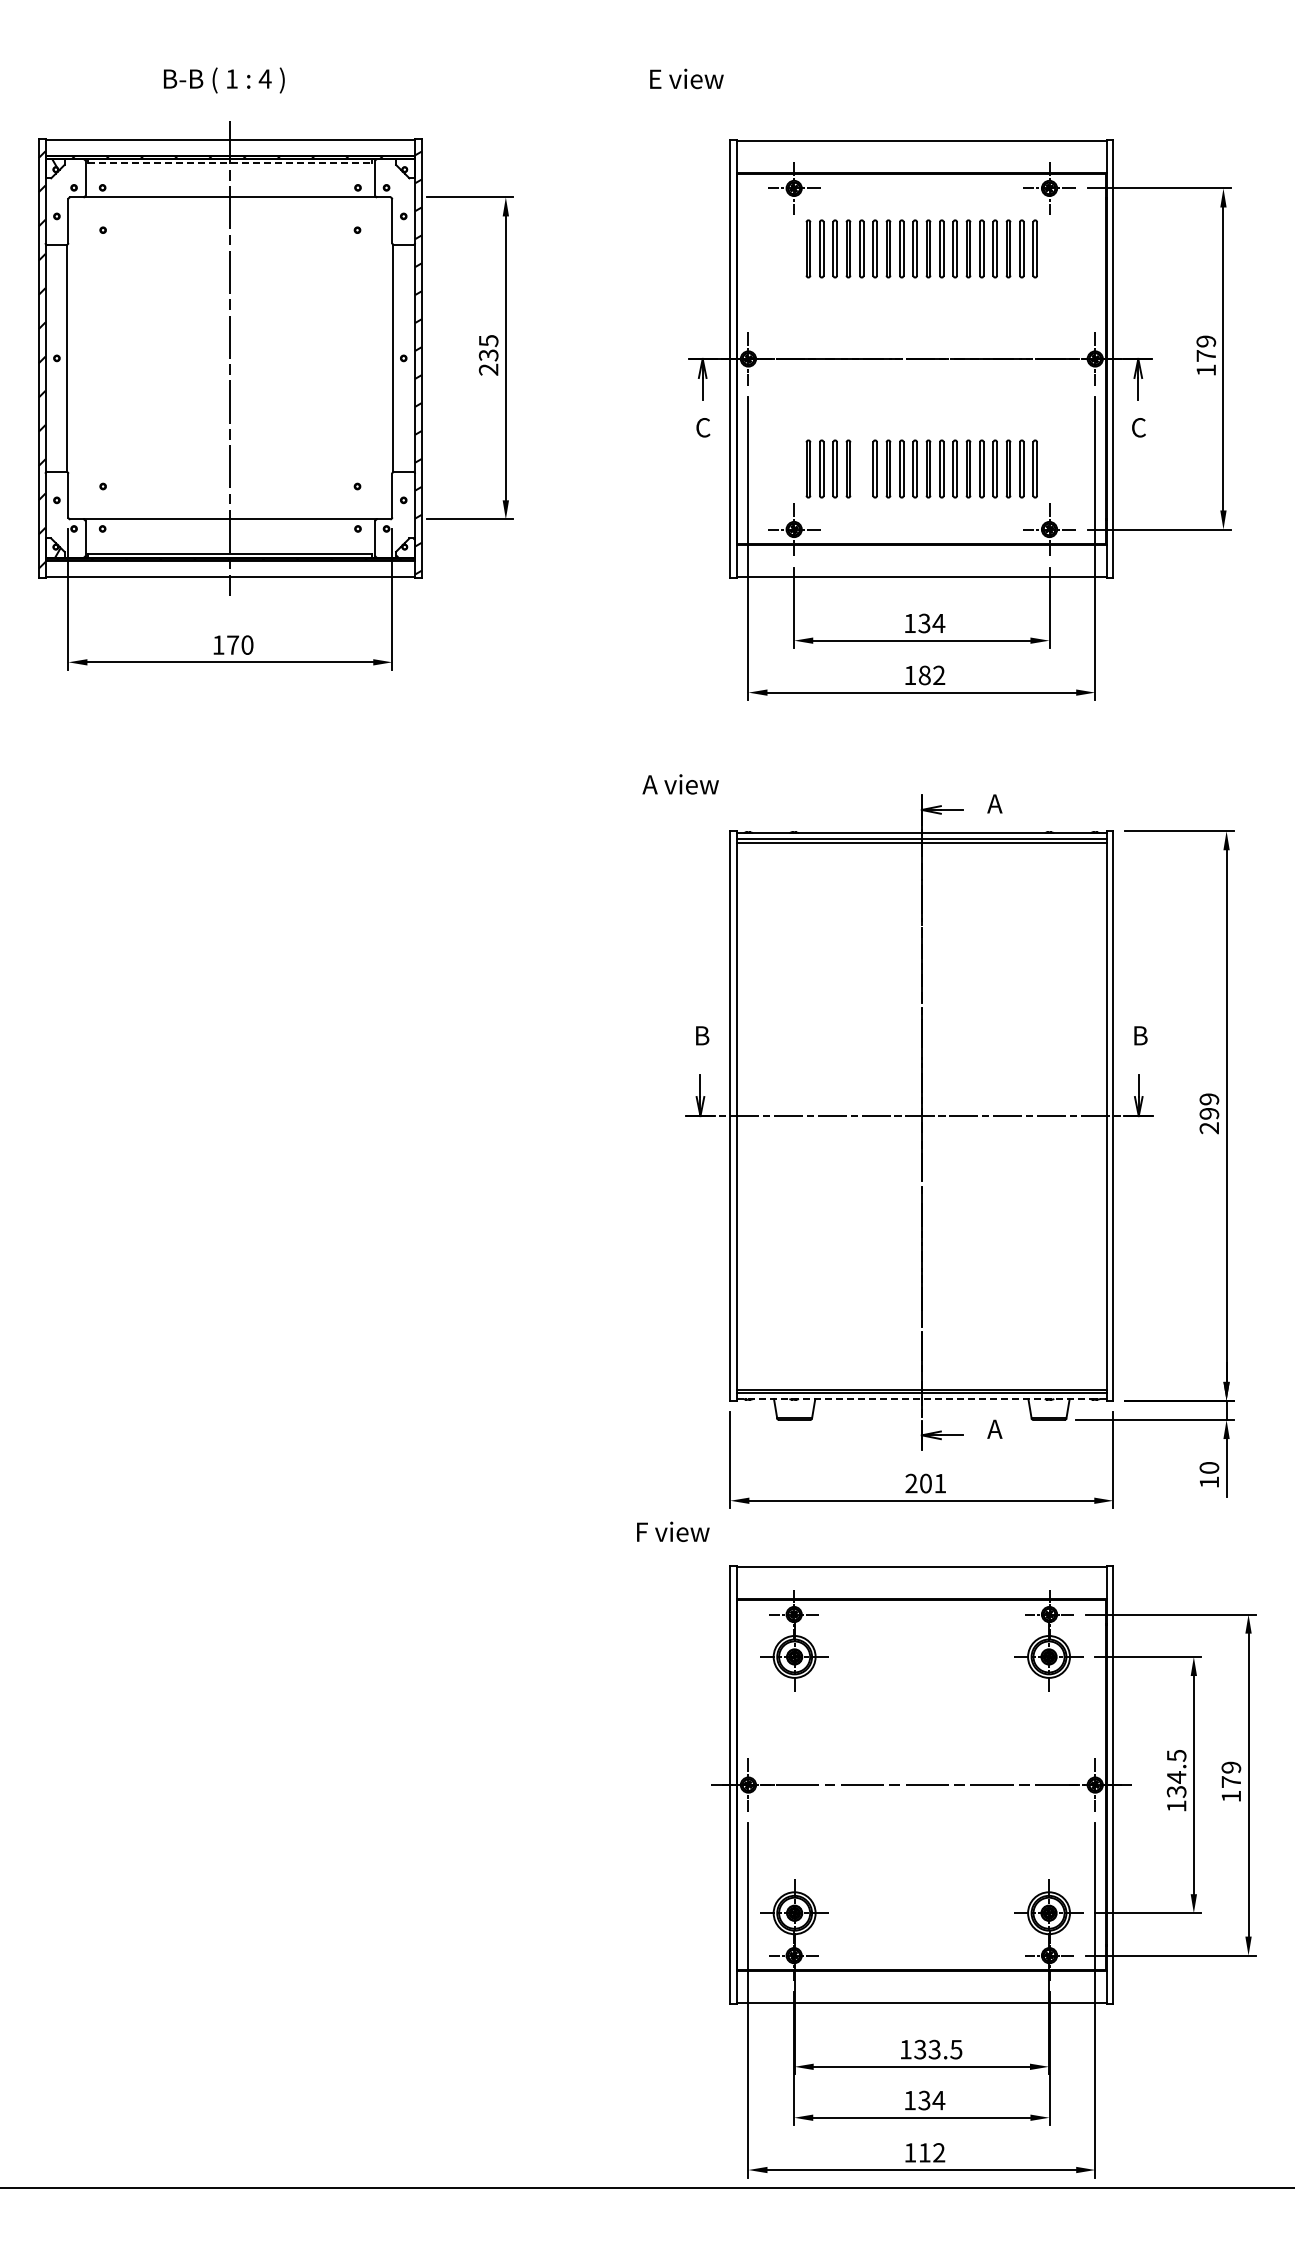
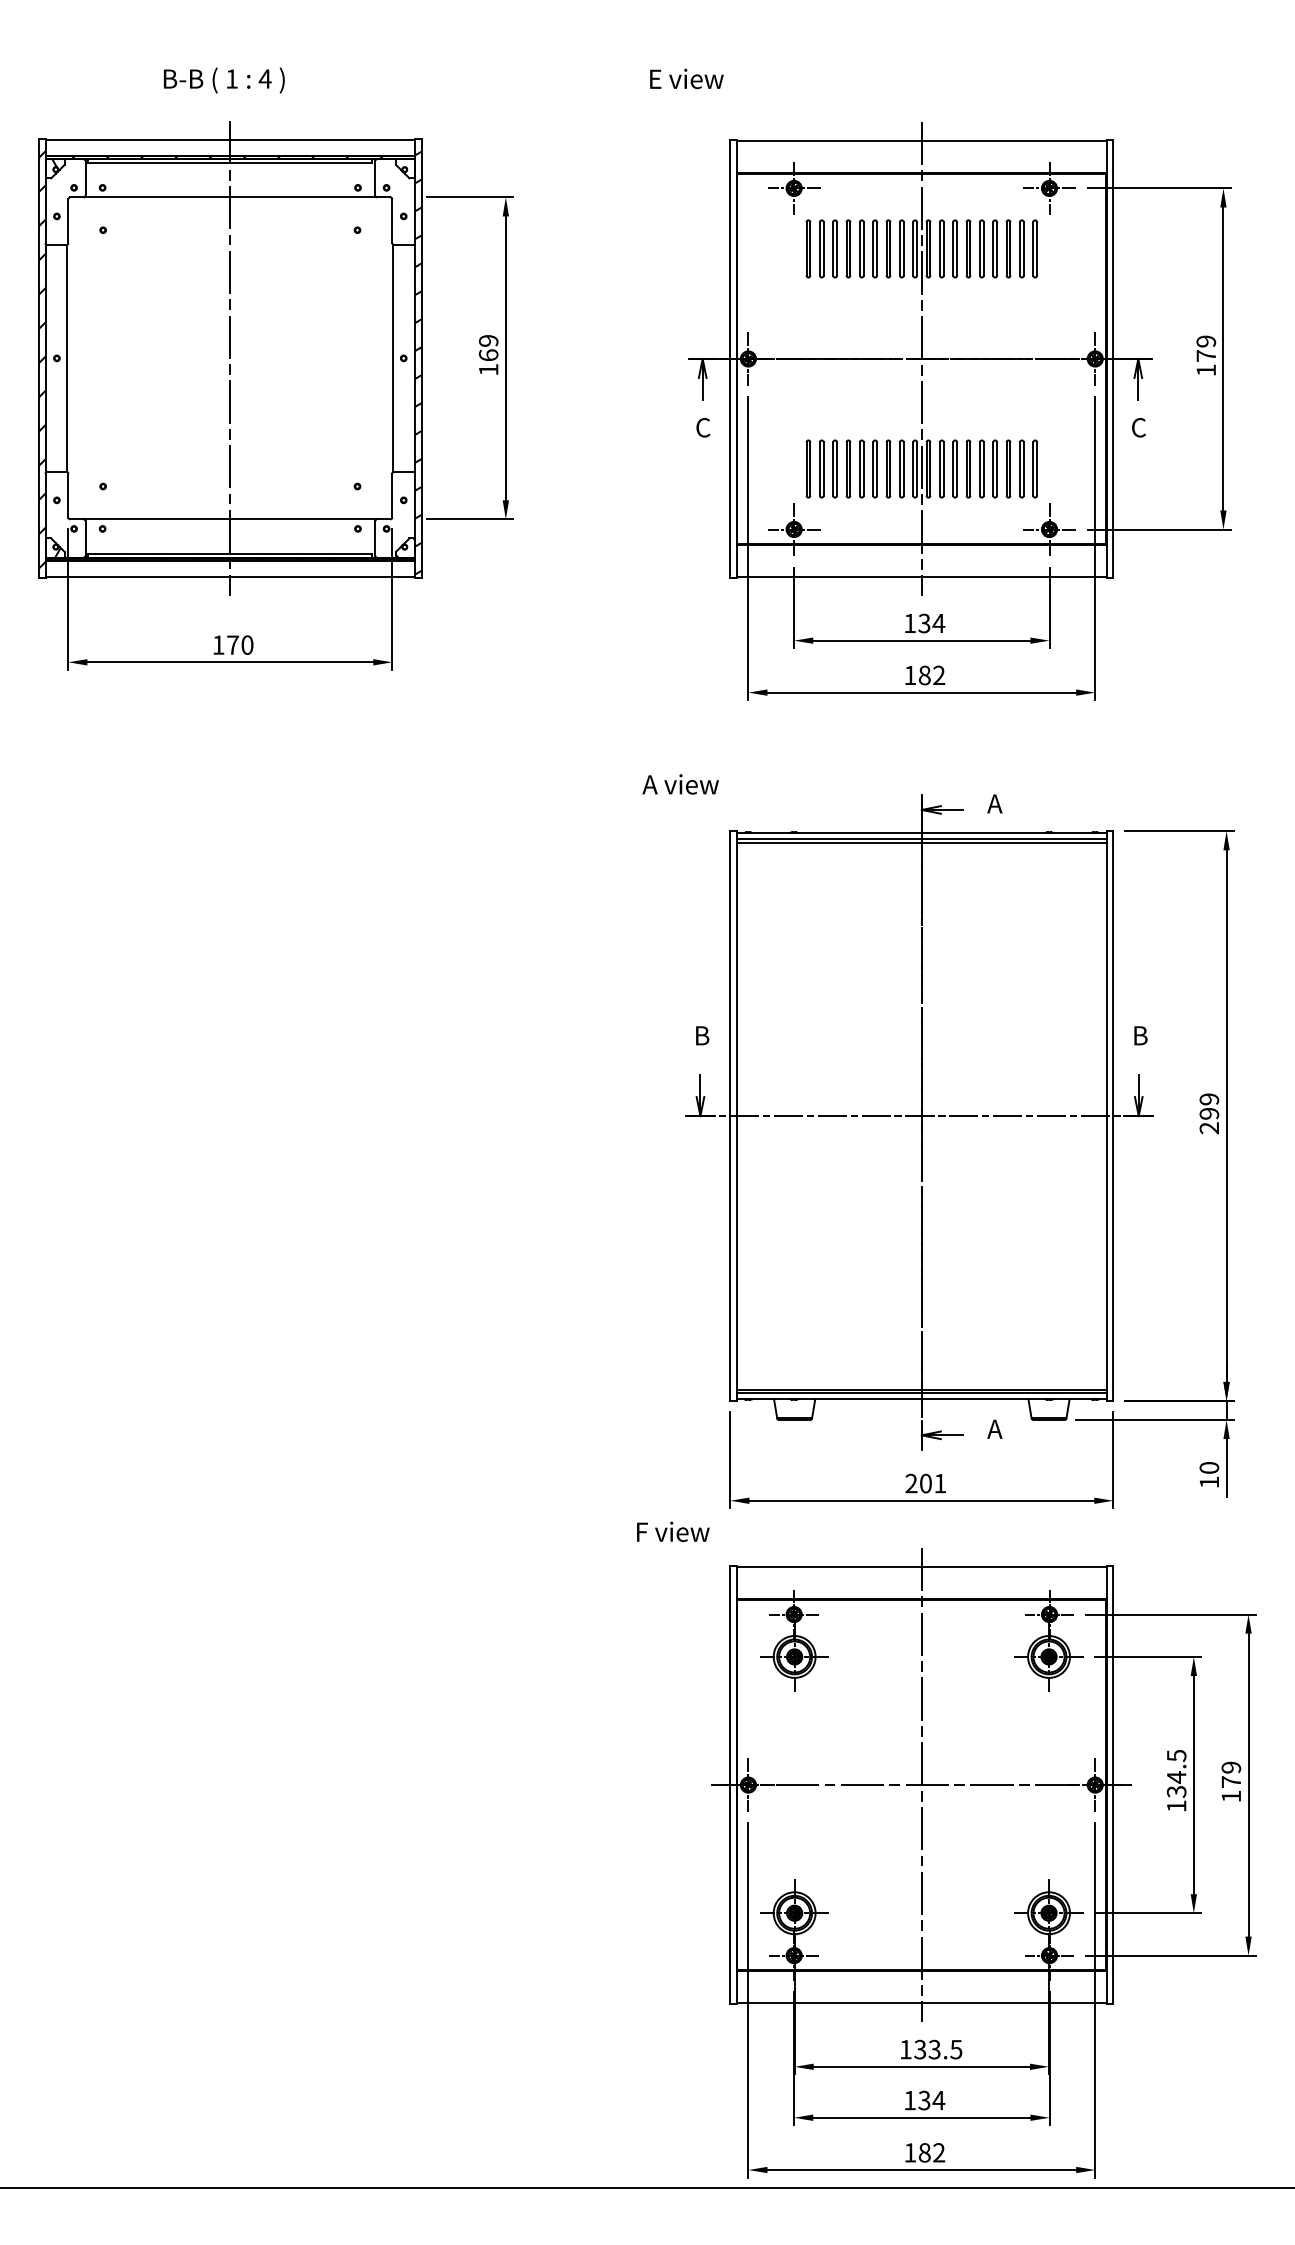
line: dashed -> solid (230, 163)
text: 235 -> 169 (488, 355)
line: none -> present (921, 358)
part: none -> present (861, 468)
line: dashed -> solid (921, 1399)
line: none -> present (921, 1784)
text: 112 -> 182 (924, 2152)
